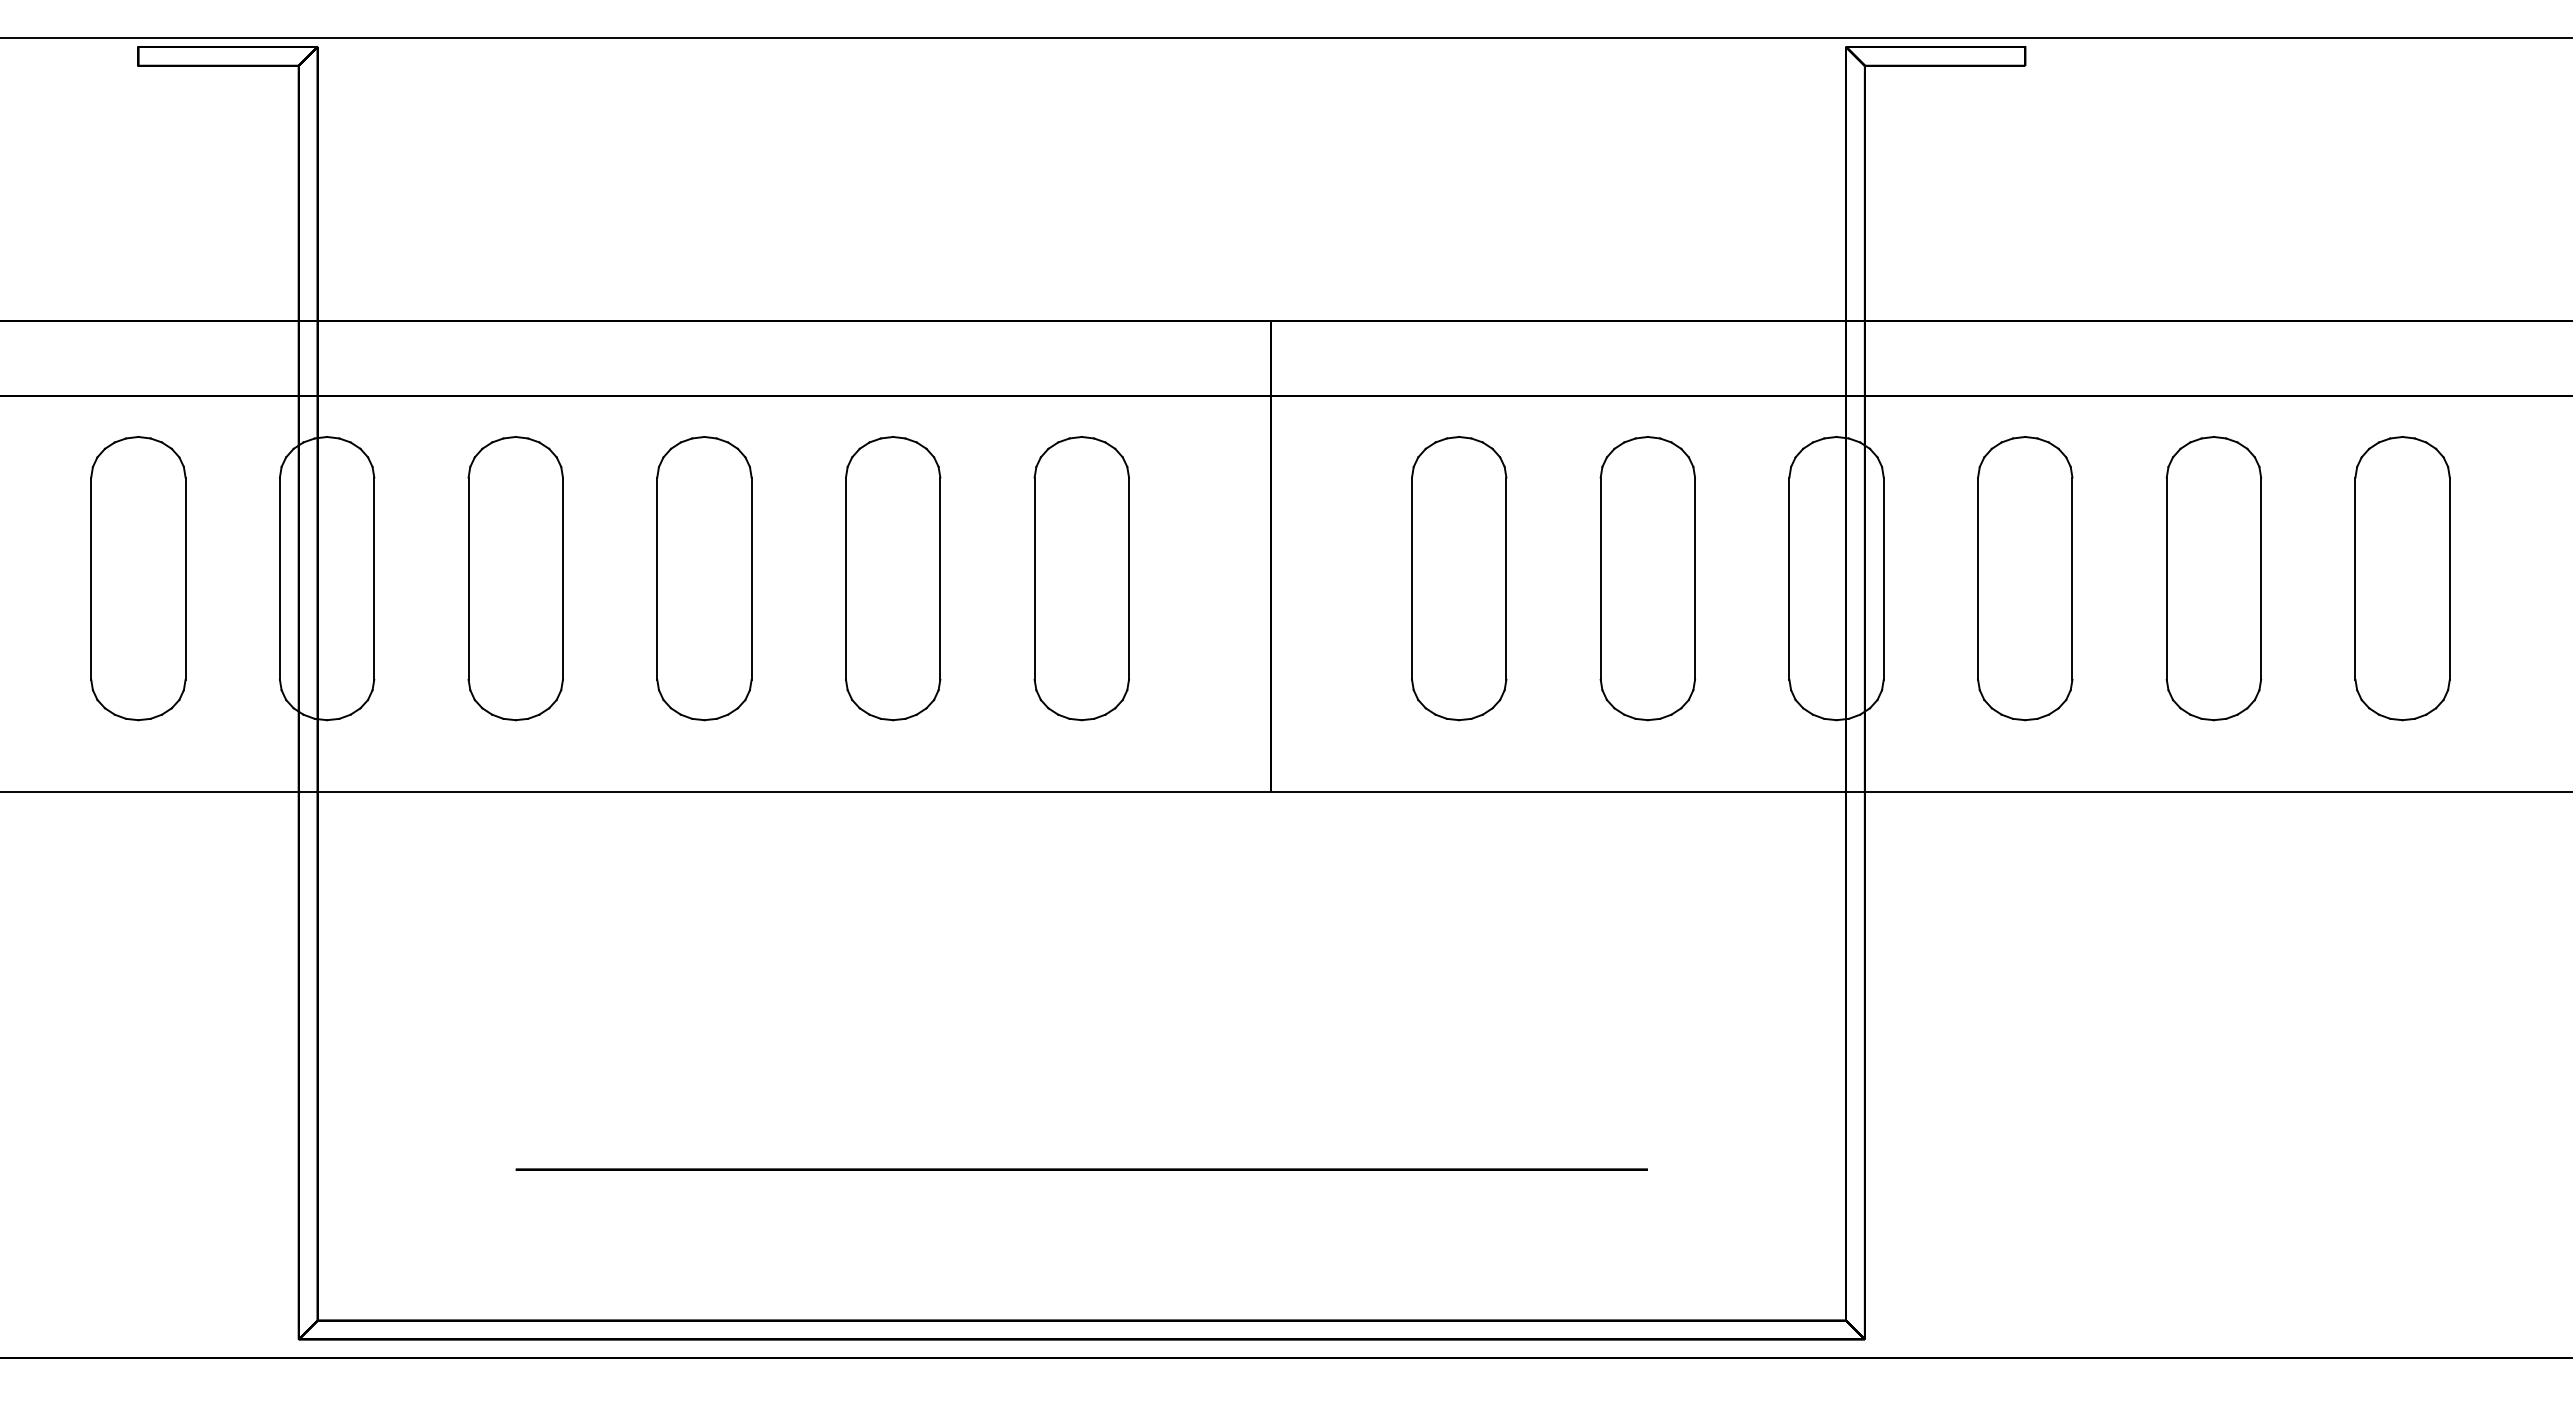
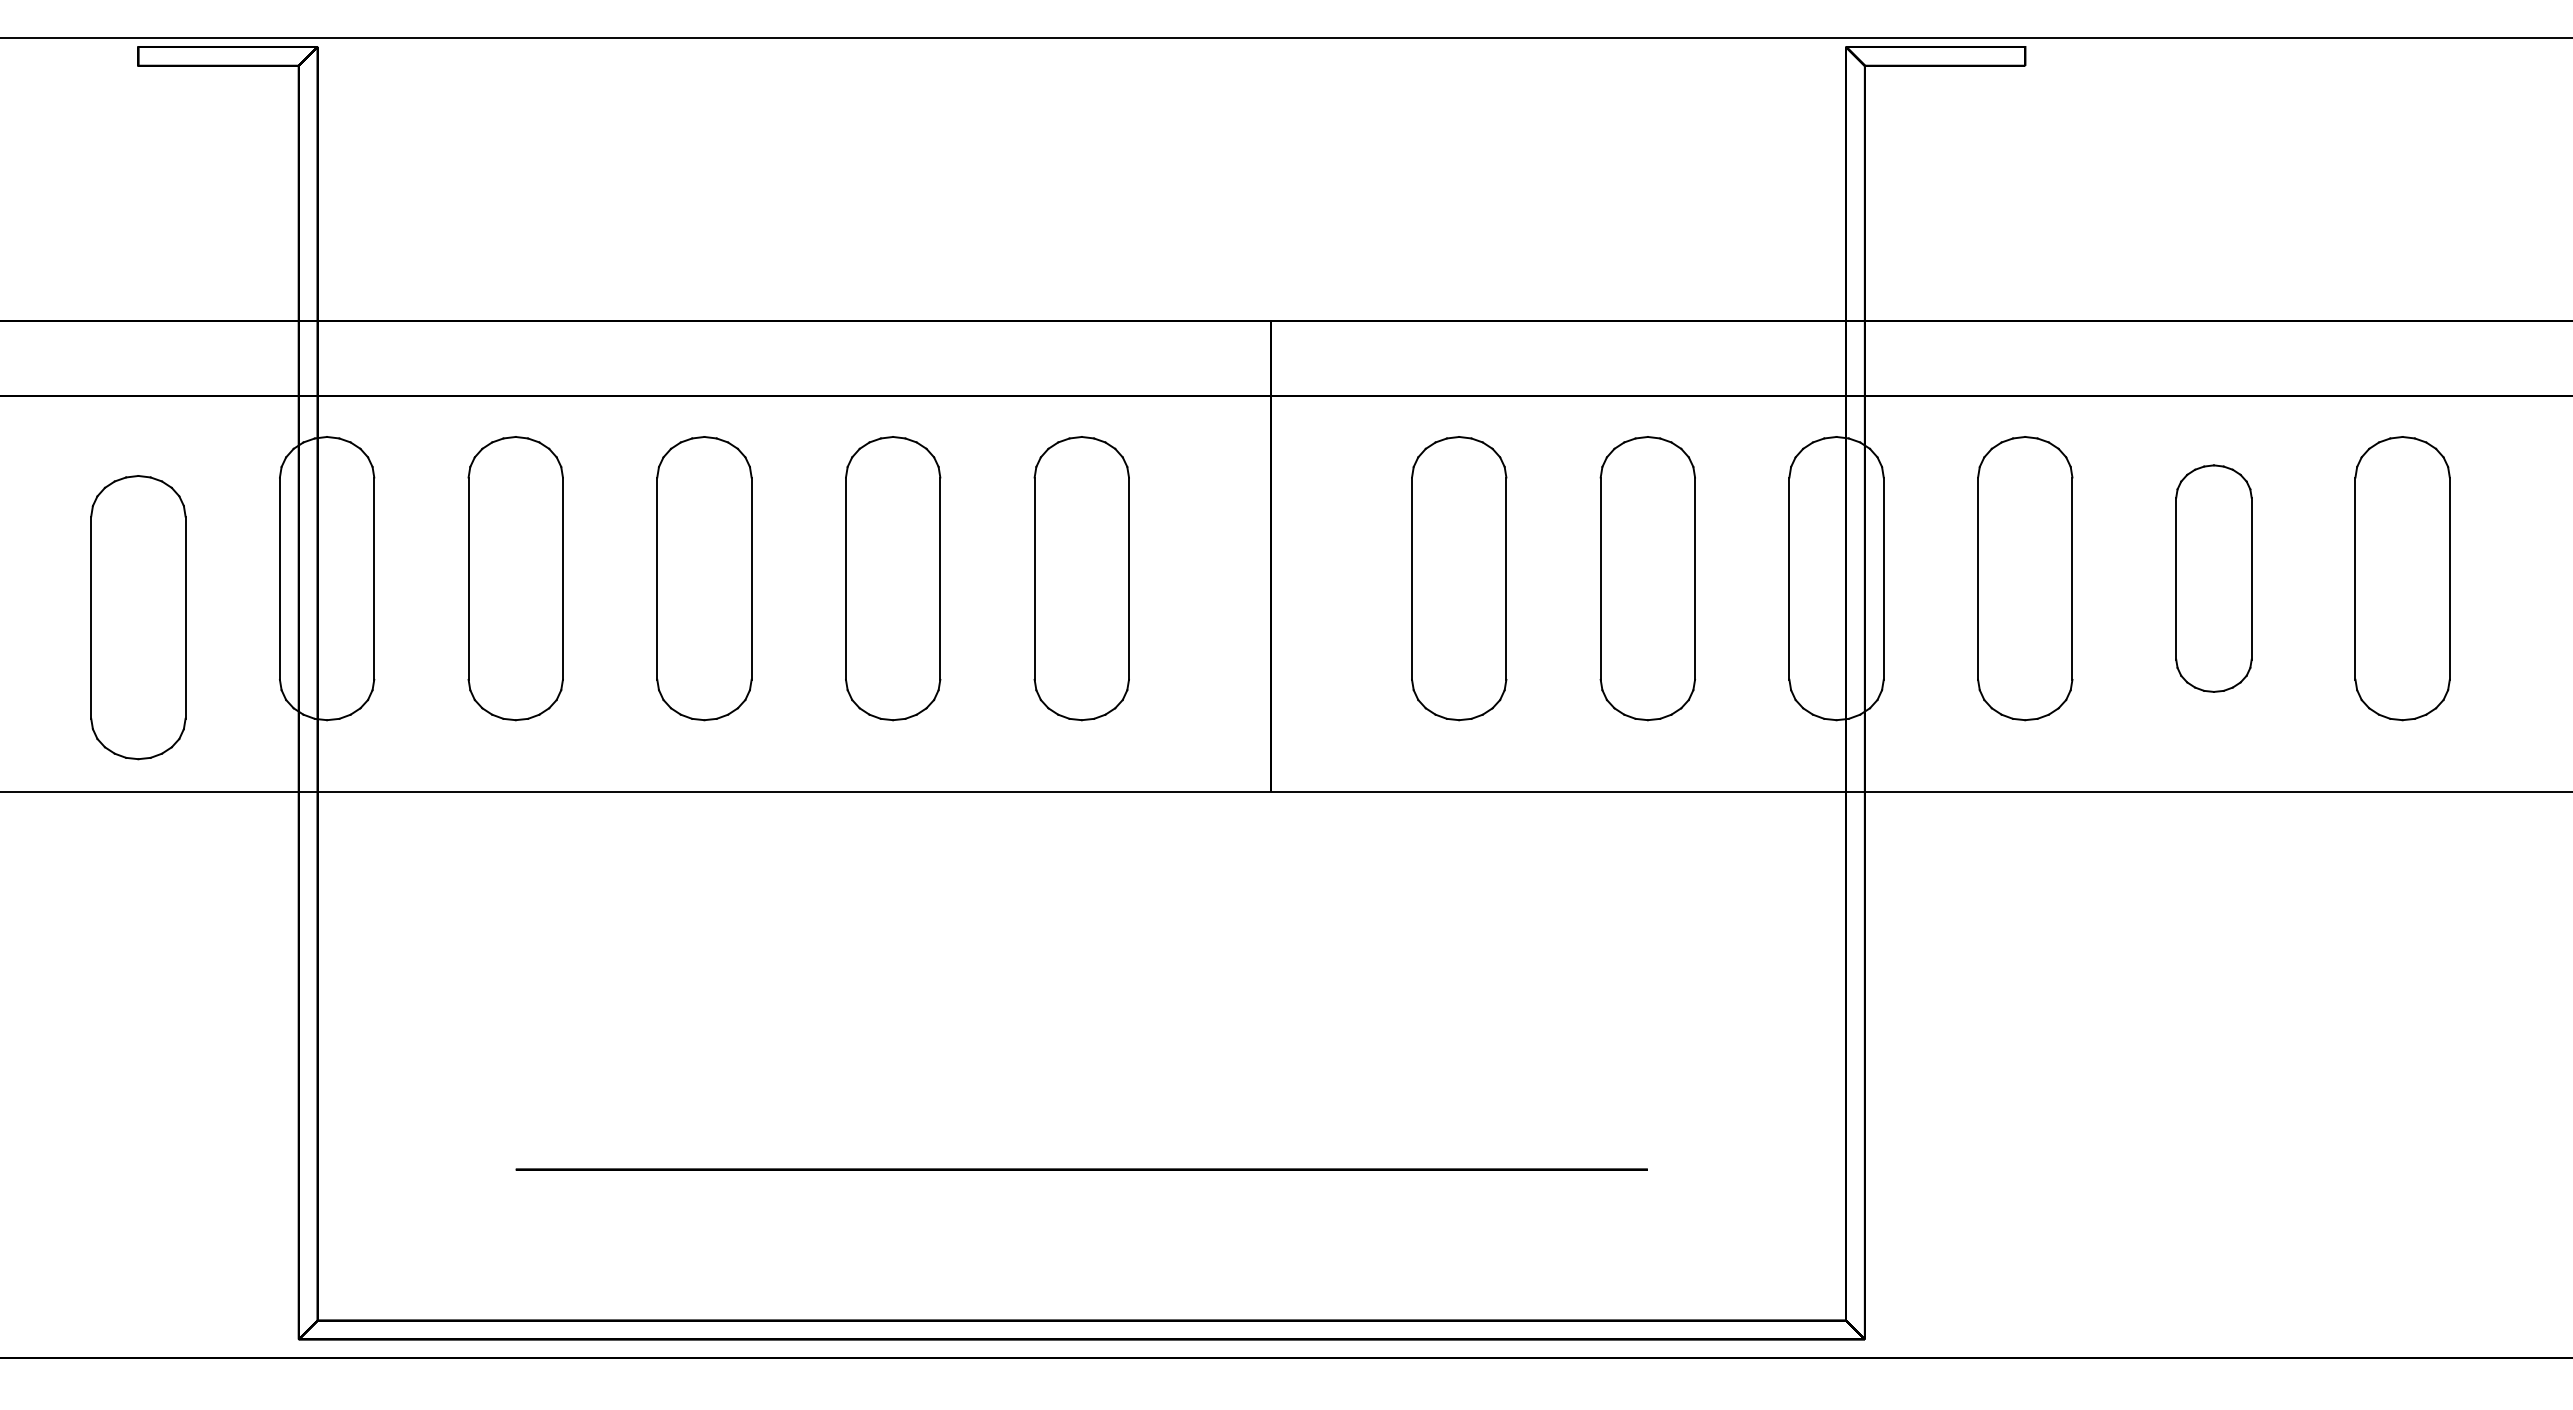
part position: (138, 578) -> (138, 617) (138, 617)
part size: 98x286 px -> 78x229 px (2213, 578)
